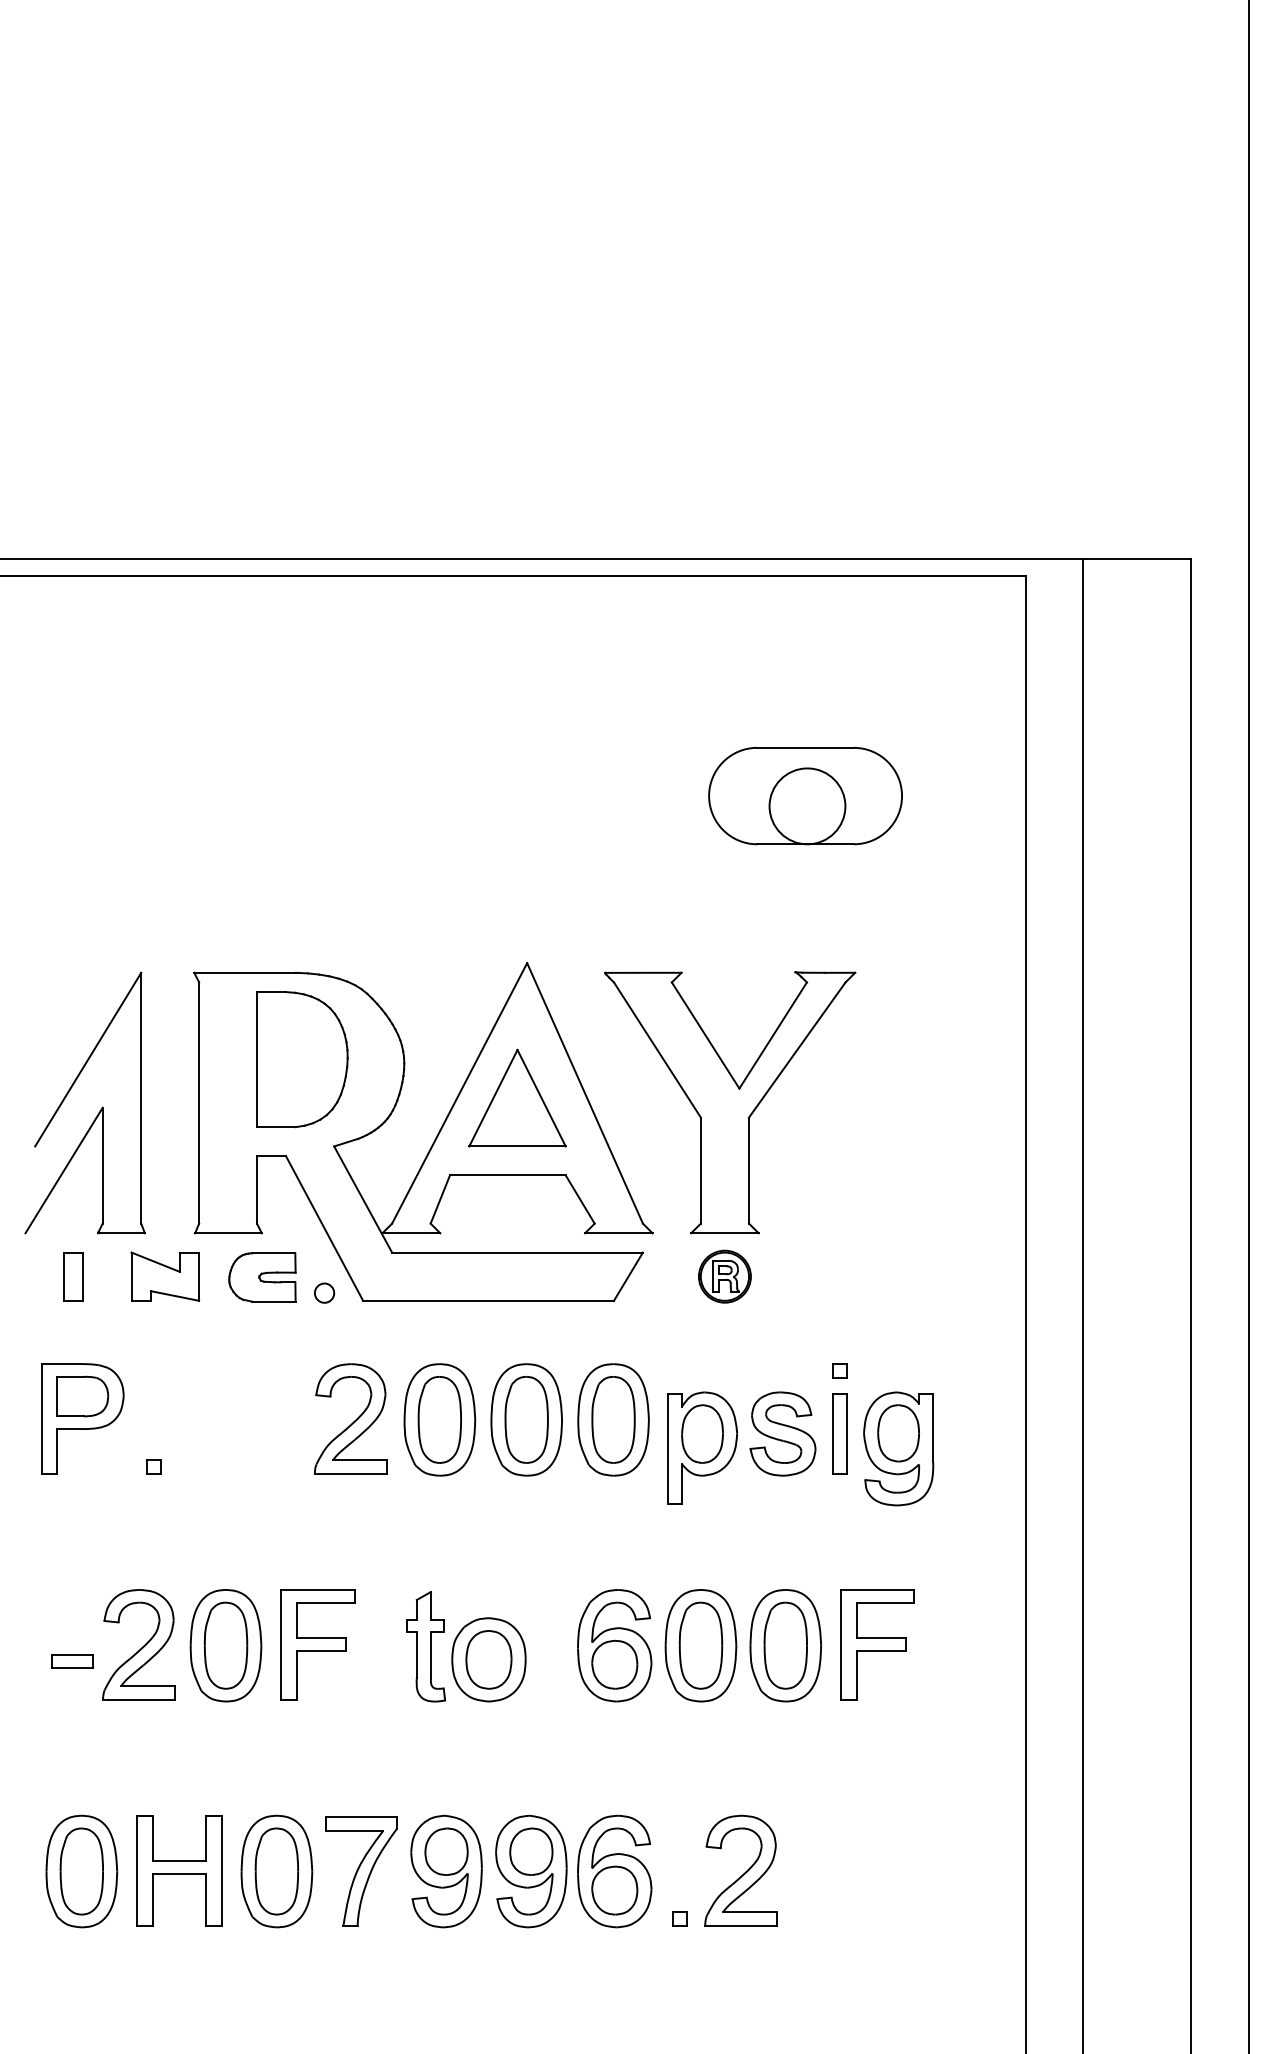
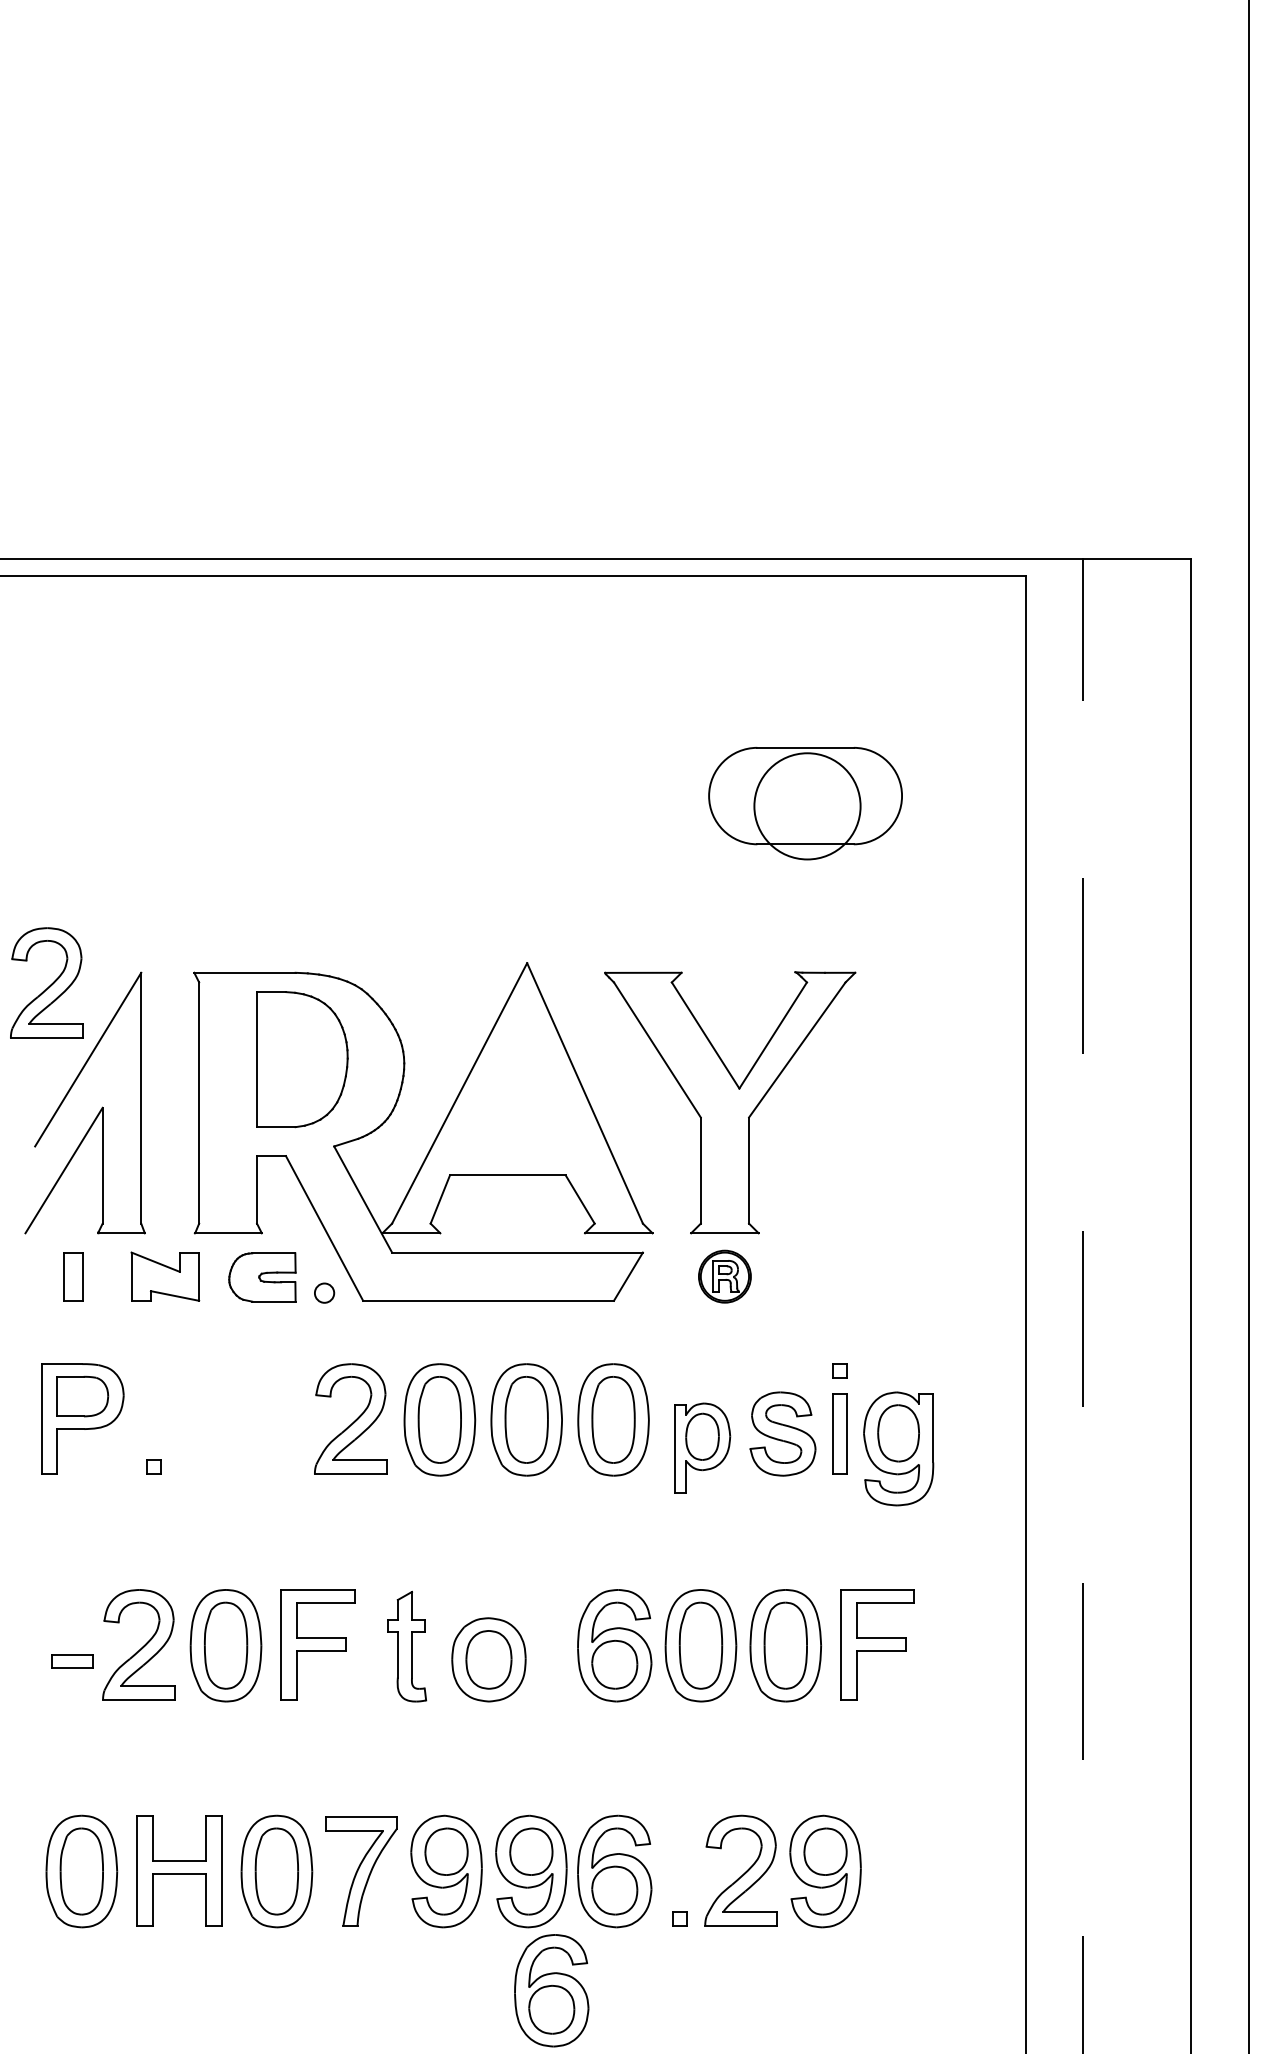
circle diameter: 76 px -> 106 px (807, 806)
part: none -> present (46, 982)
part: present -> none (517, 1097)
line: solid -> dashed (1083, 1305)
part size: 71x114 px -> 58x92 px (702, 1447)
part position: (426, 1646) -> (407, 1646) (407, 1646)
part: none -> present (825, 1871)
part: none -> present (551, 1990)
